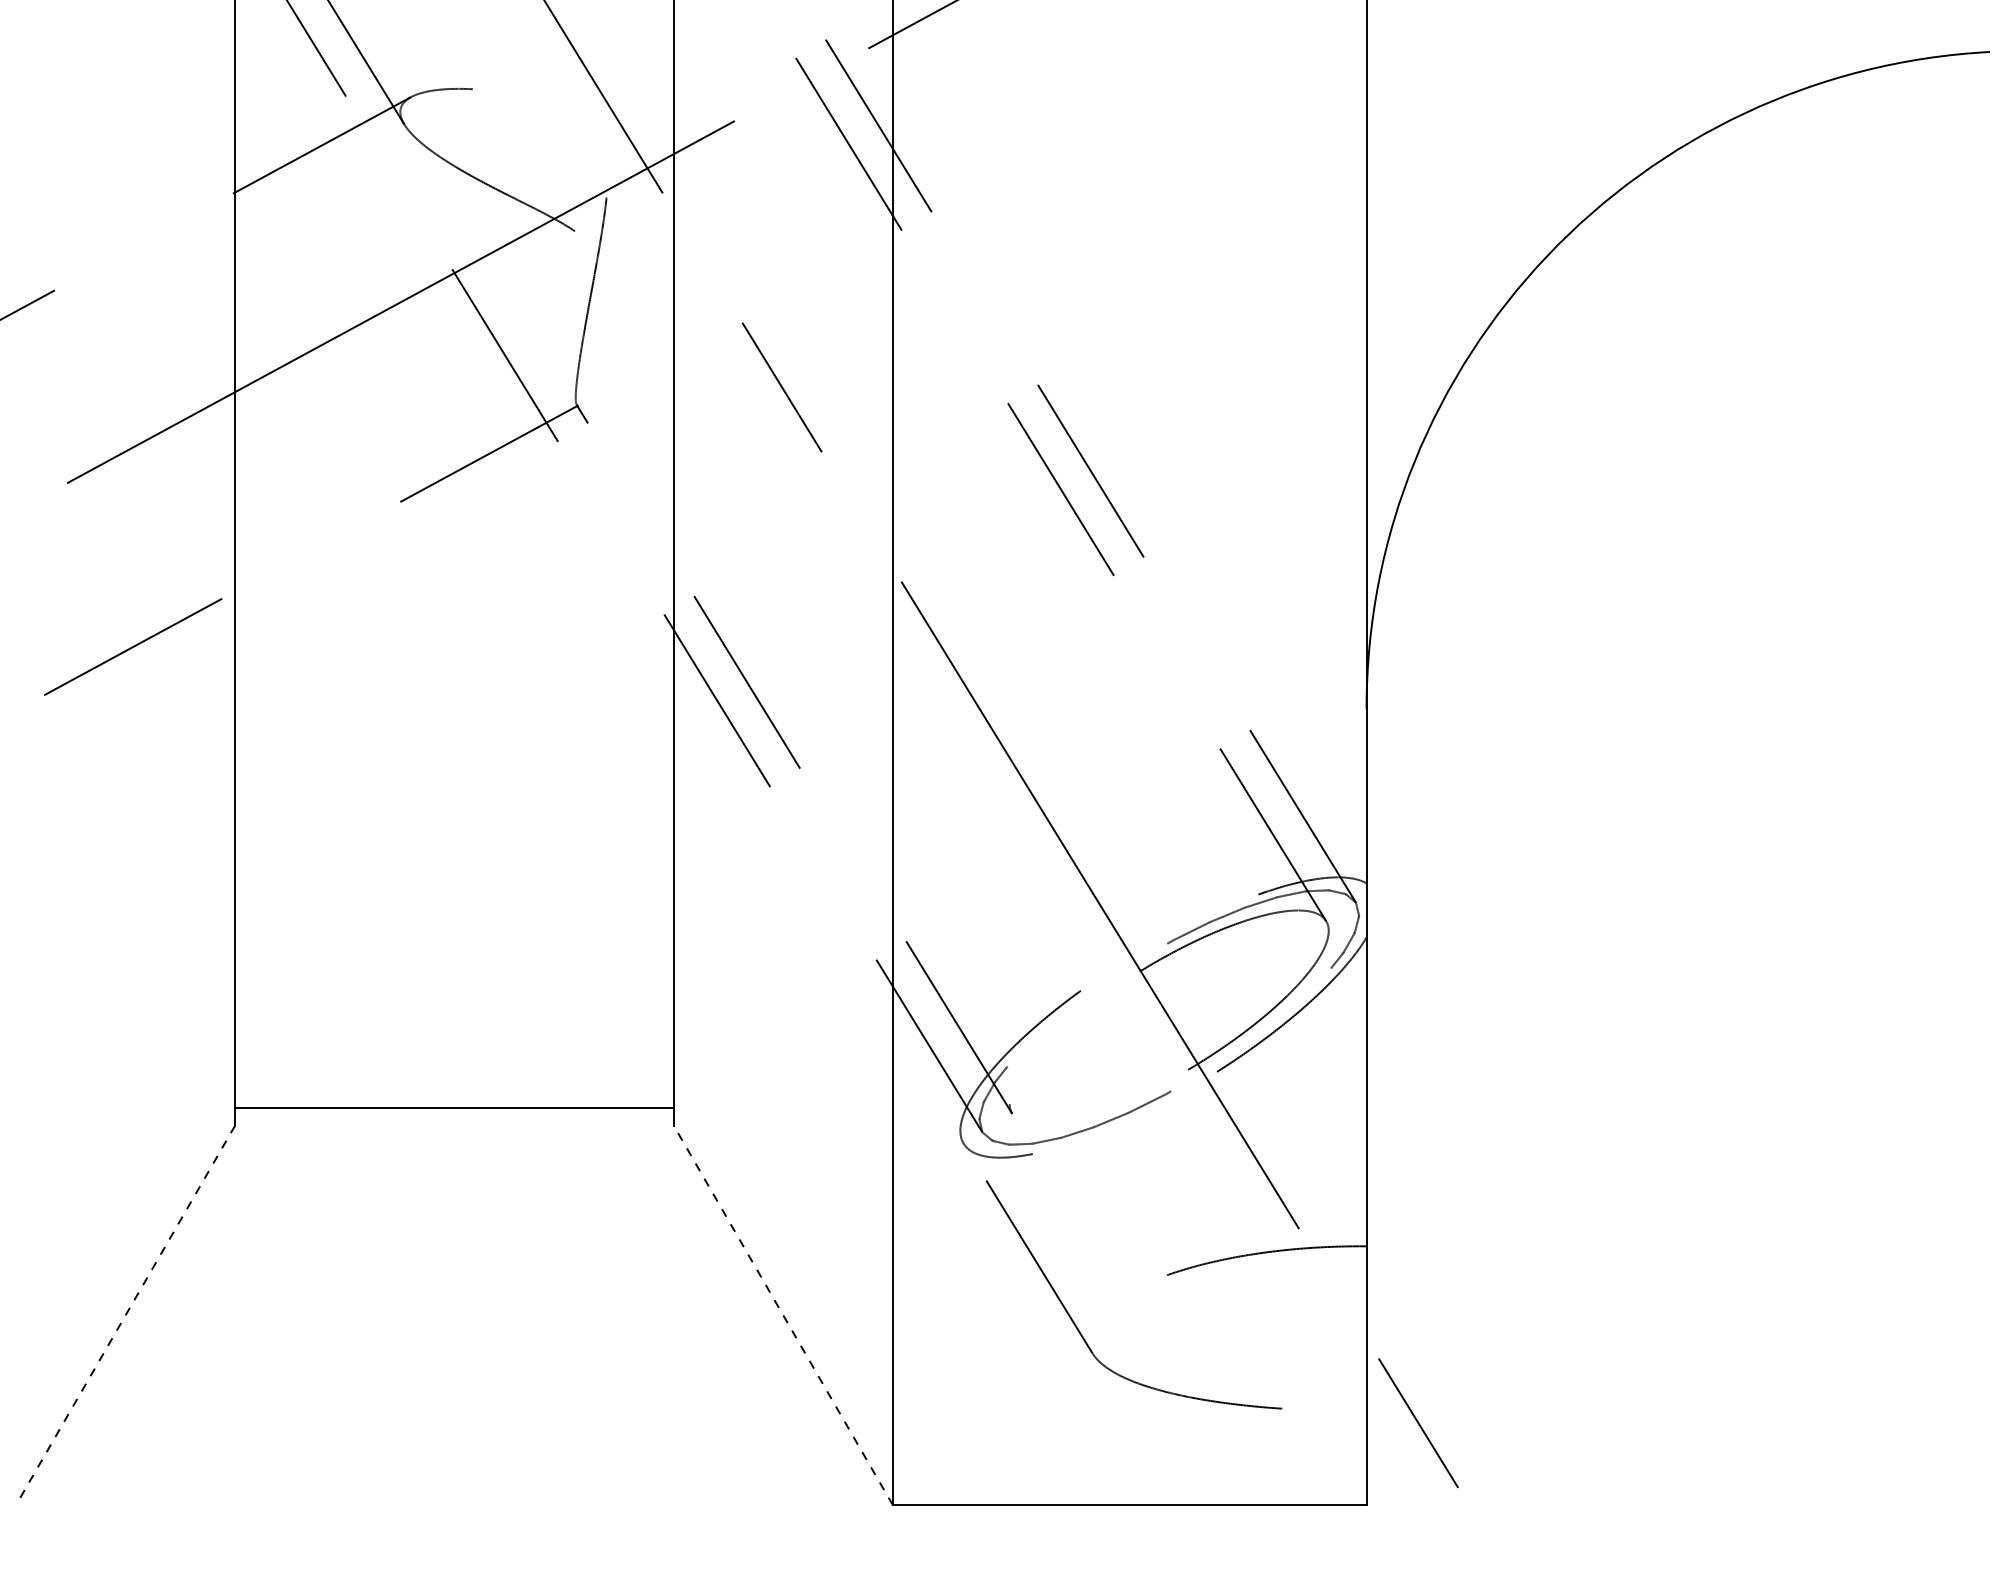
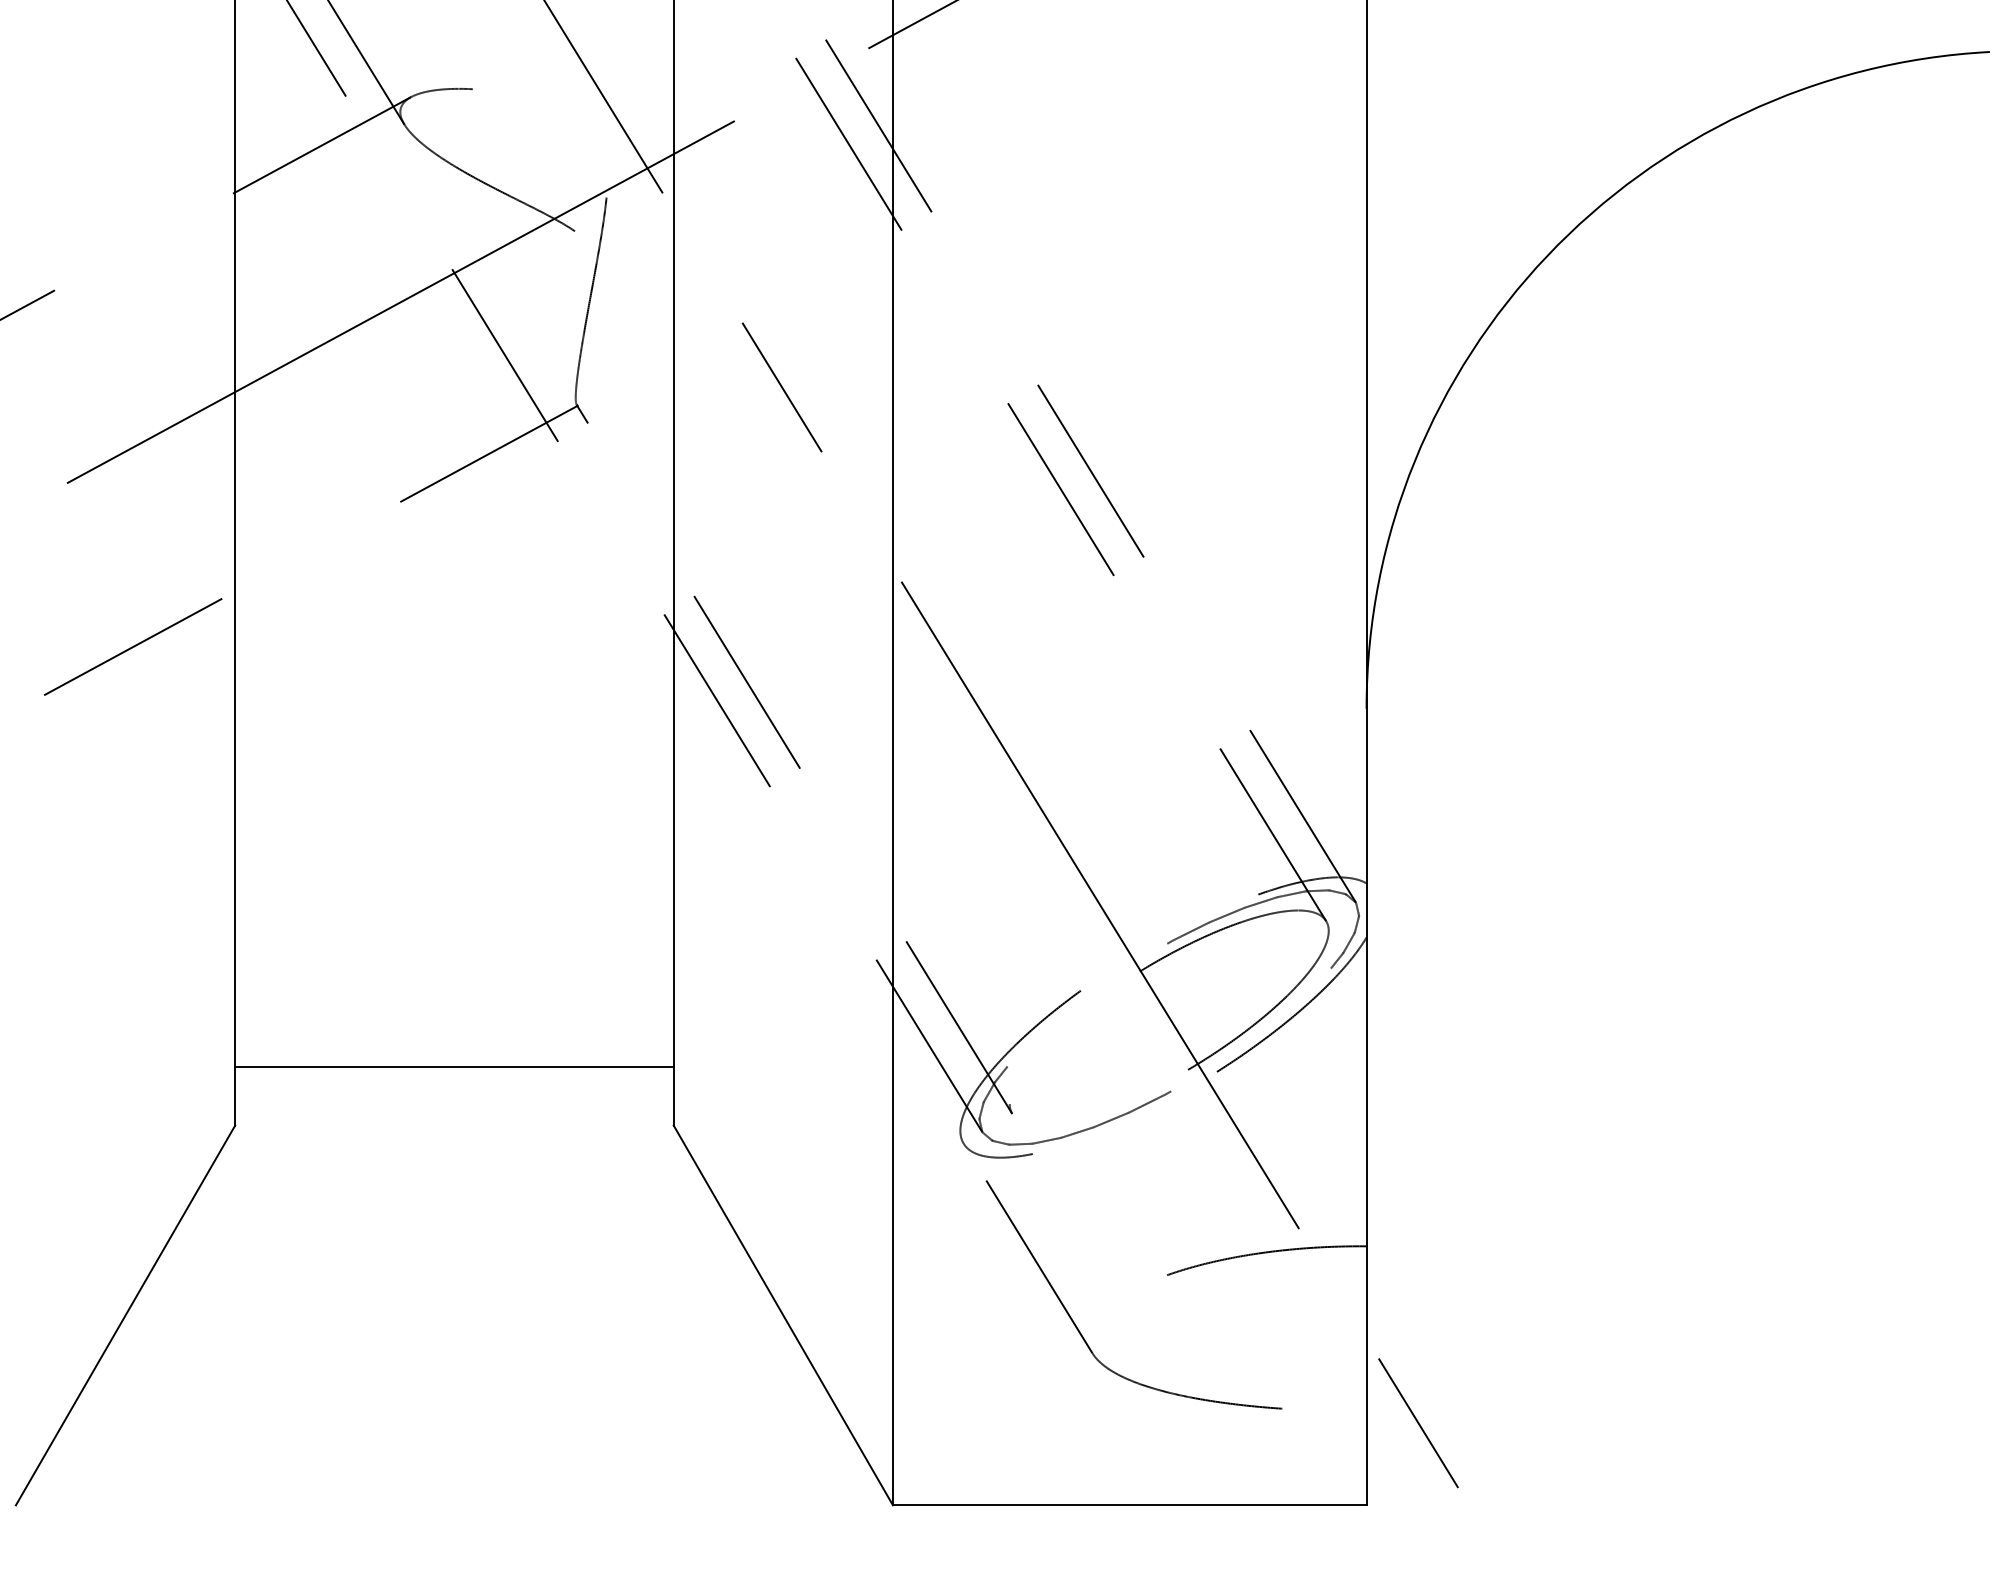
line position: (454, 1107) -> (454, 1066) (454, 1066)
line: dashed -> solid (125, 1315)
line: dashed -> solid (783, 1315)
